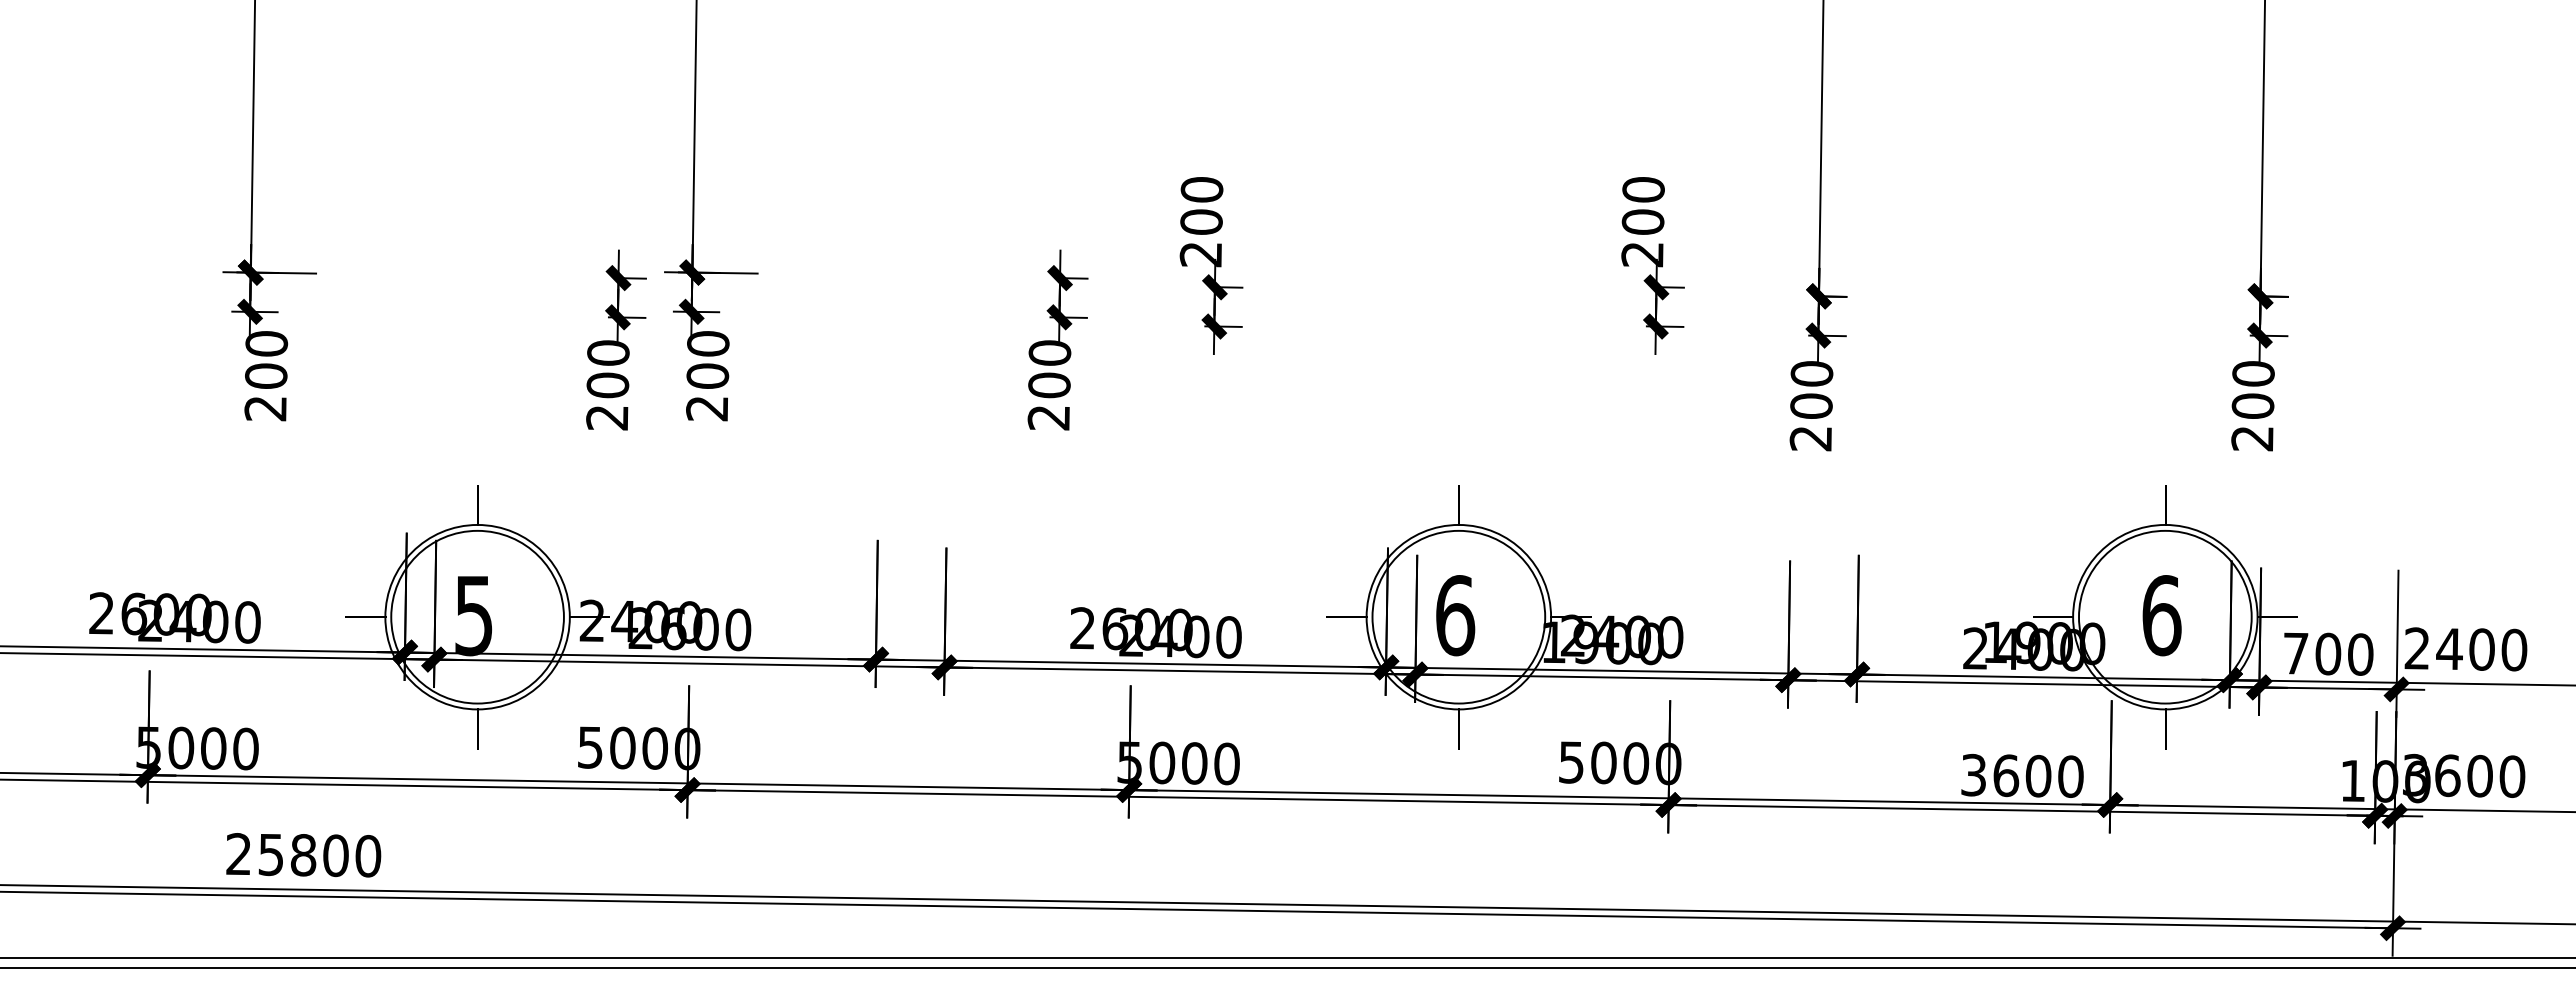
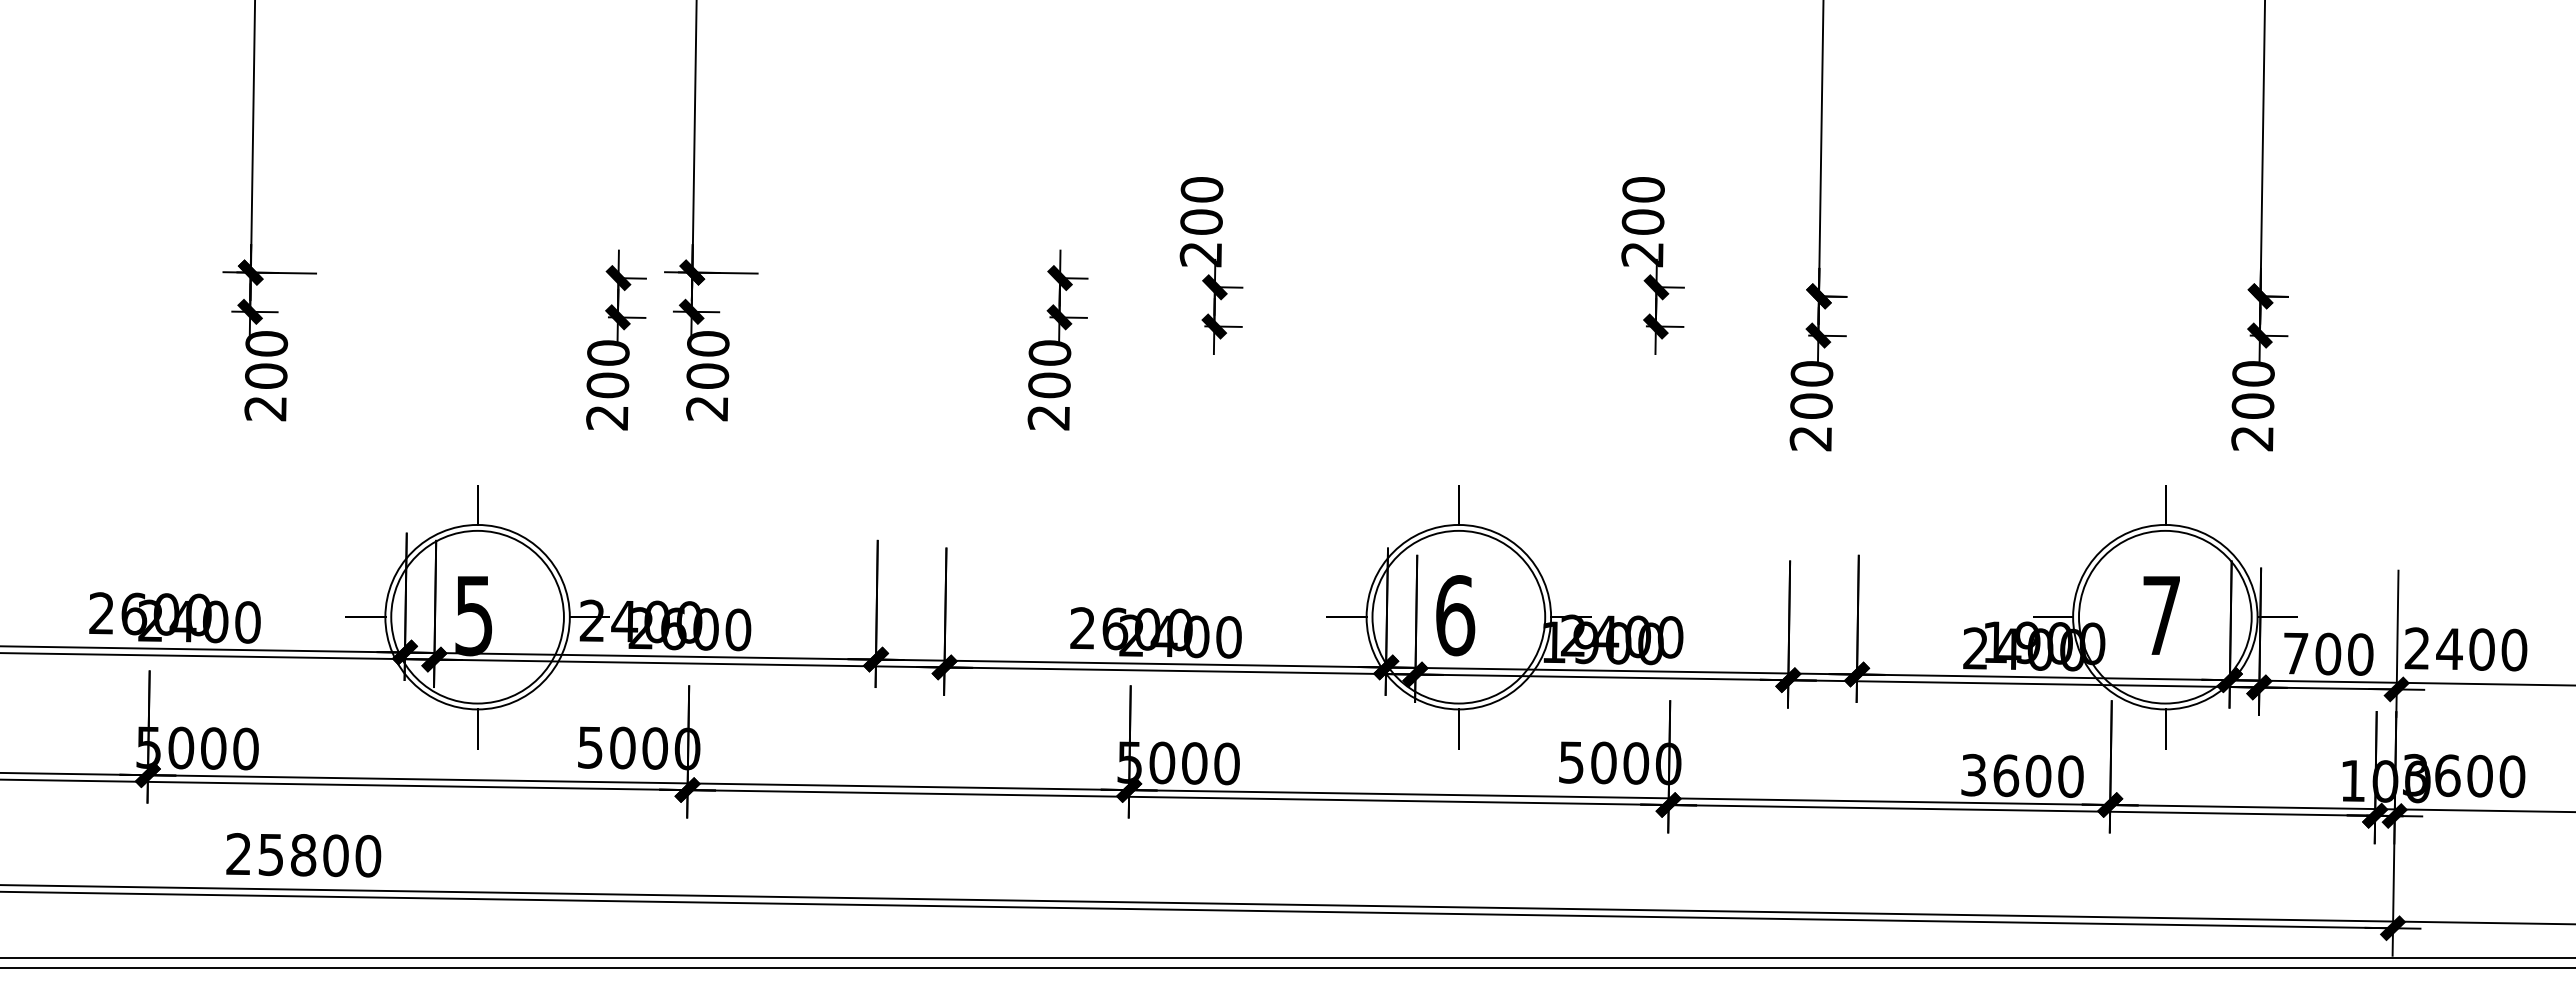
text: 6 -> 7 (2161, 615)
